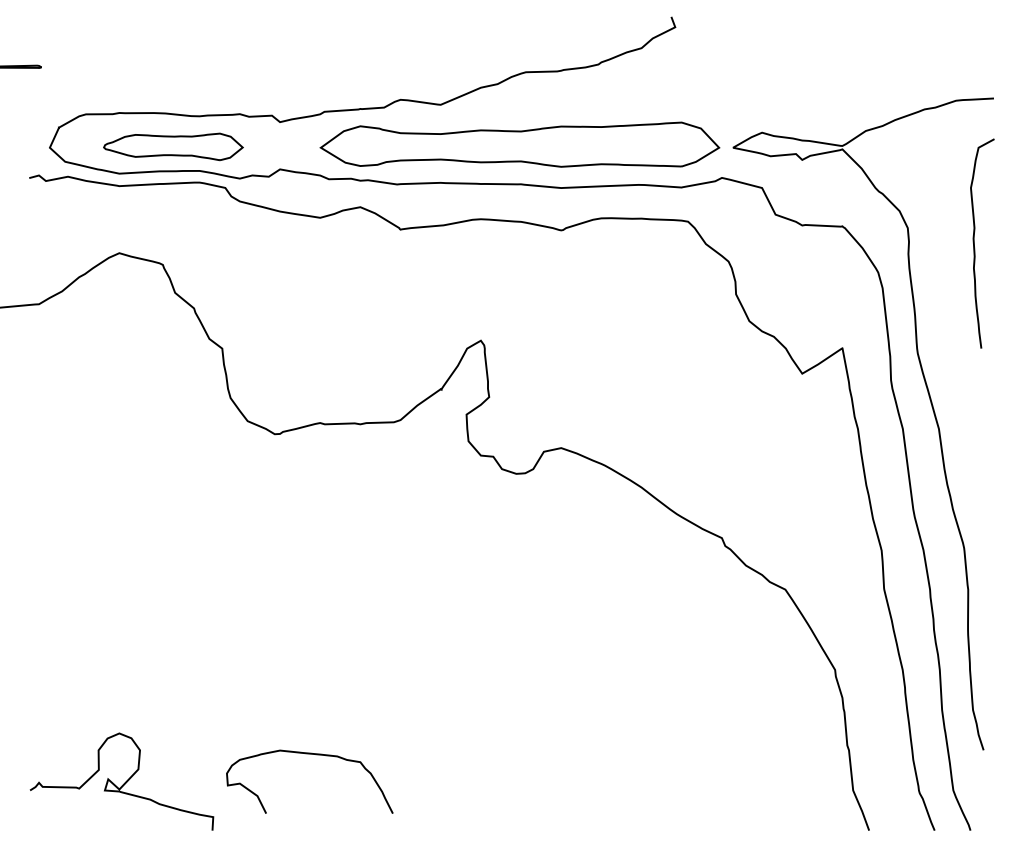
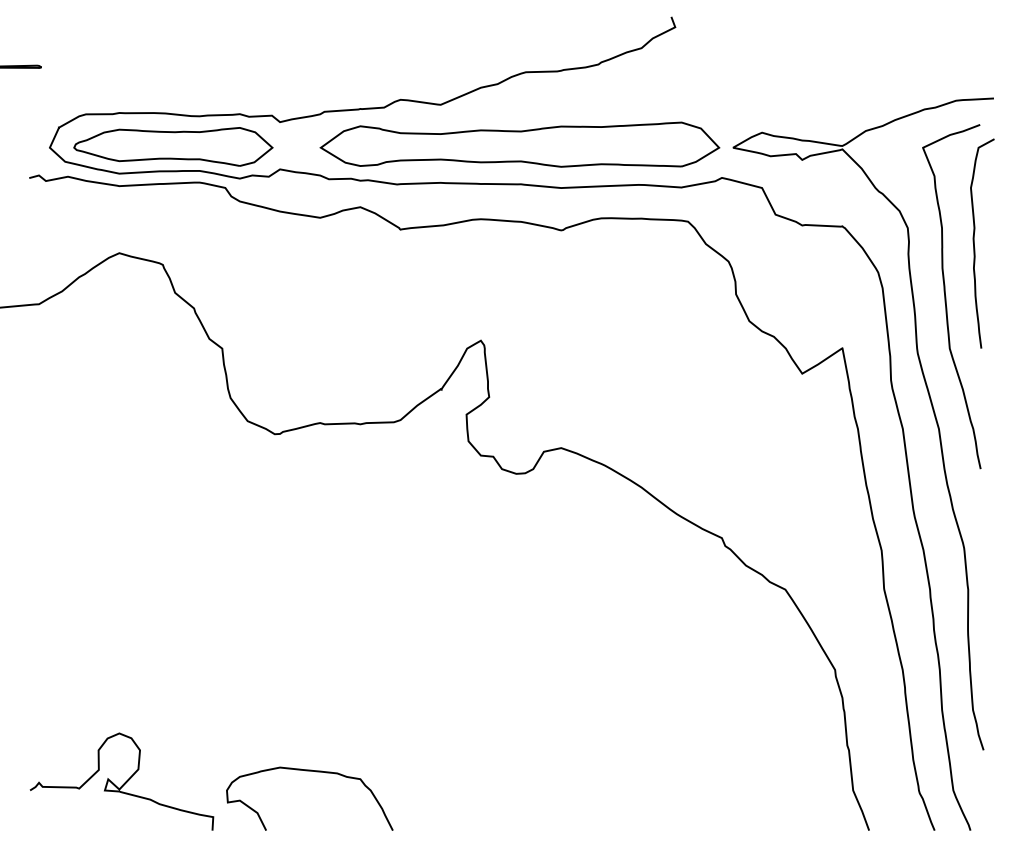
part size: 141x30 px -> 201x40 px (173, 146)
curve: none -> present (946, 296)
curve position: (316, 755) -> (316, 772) (316, 772)
